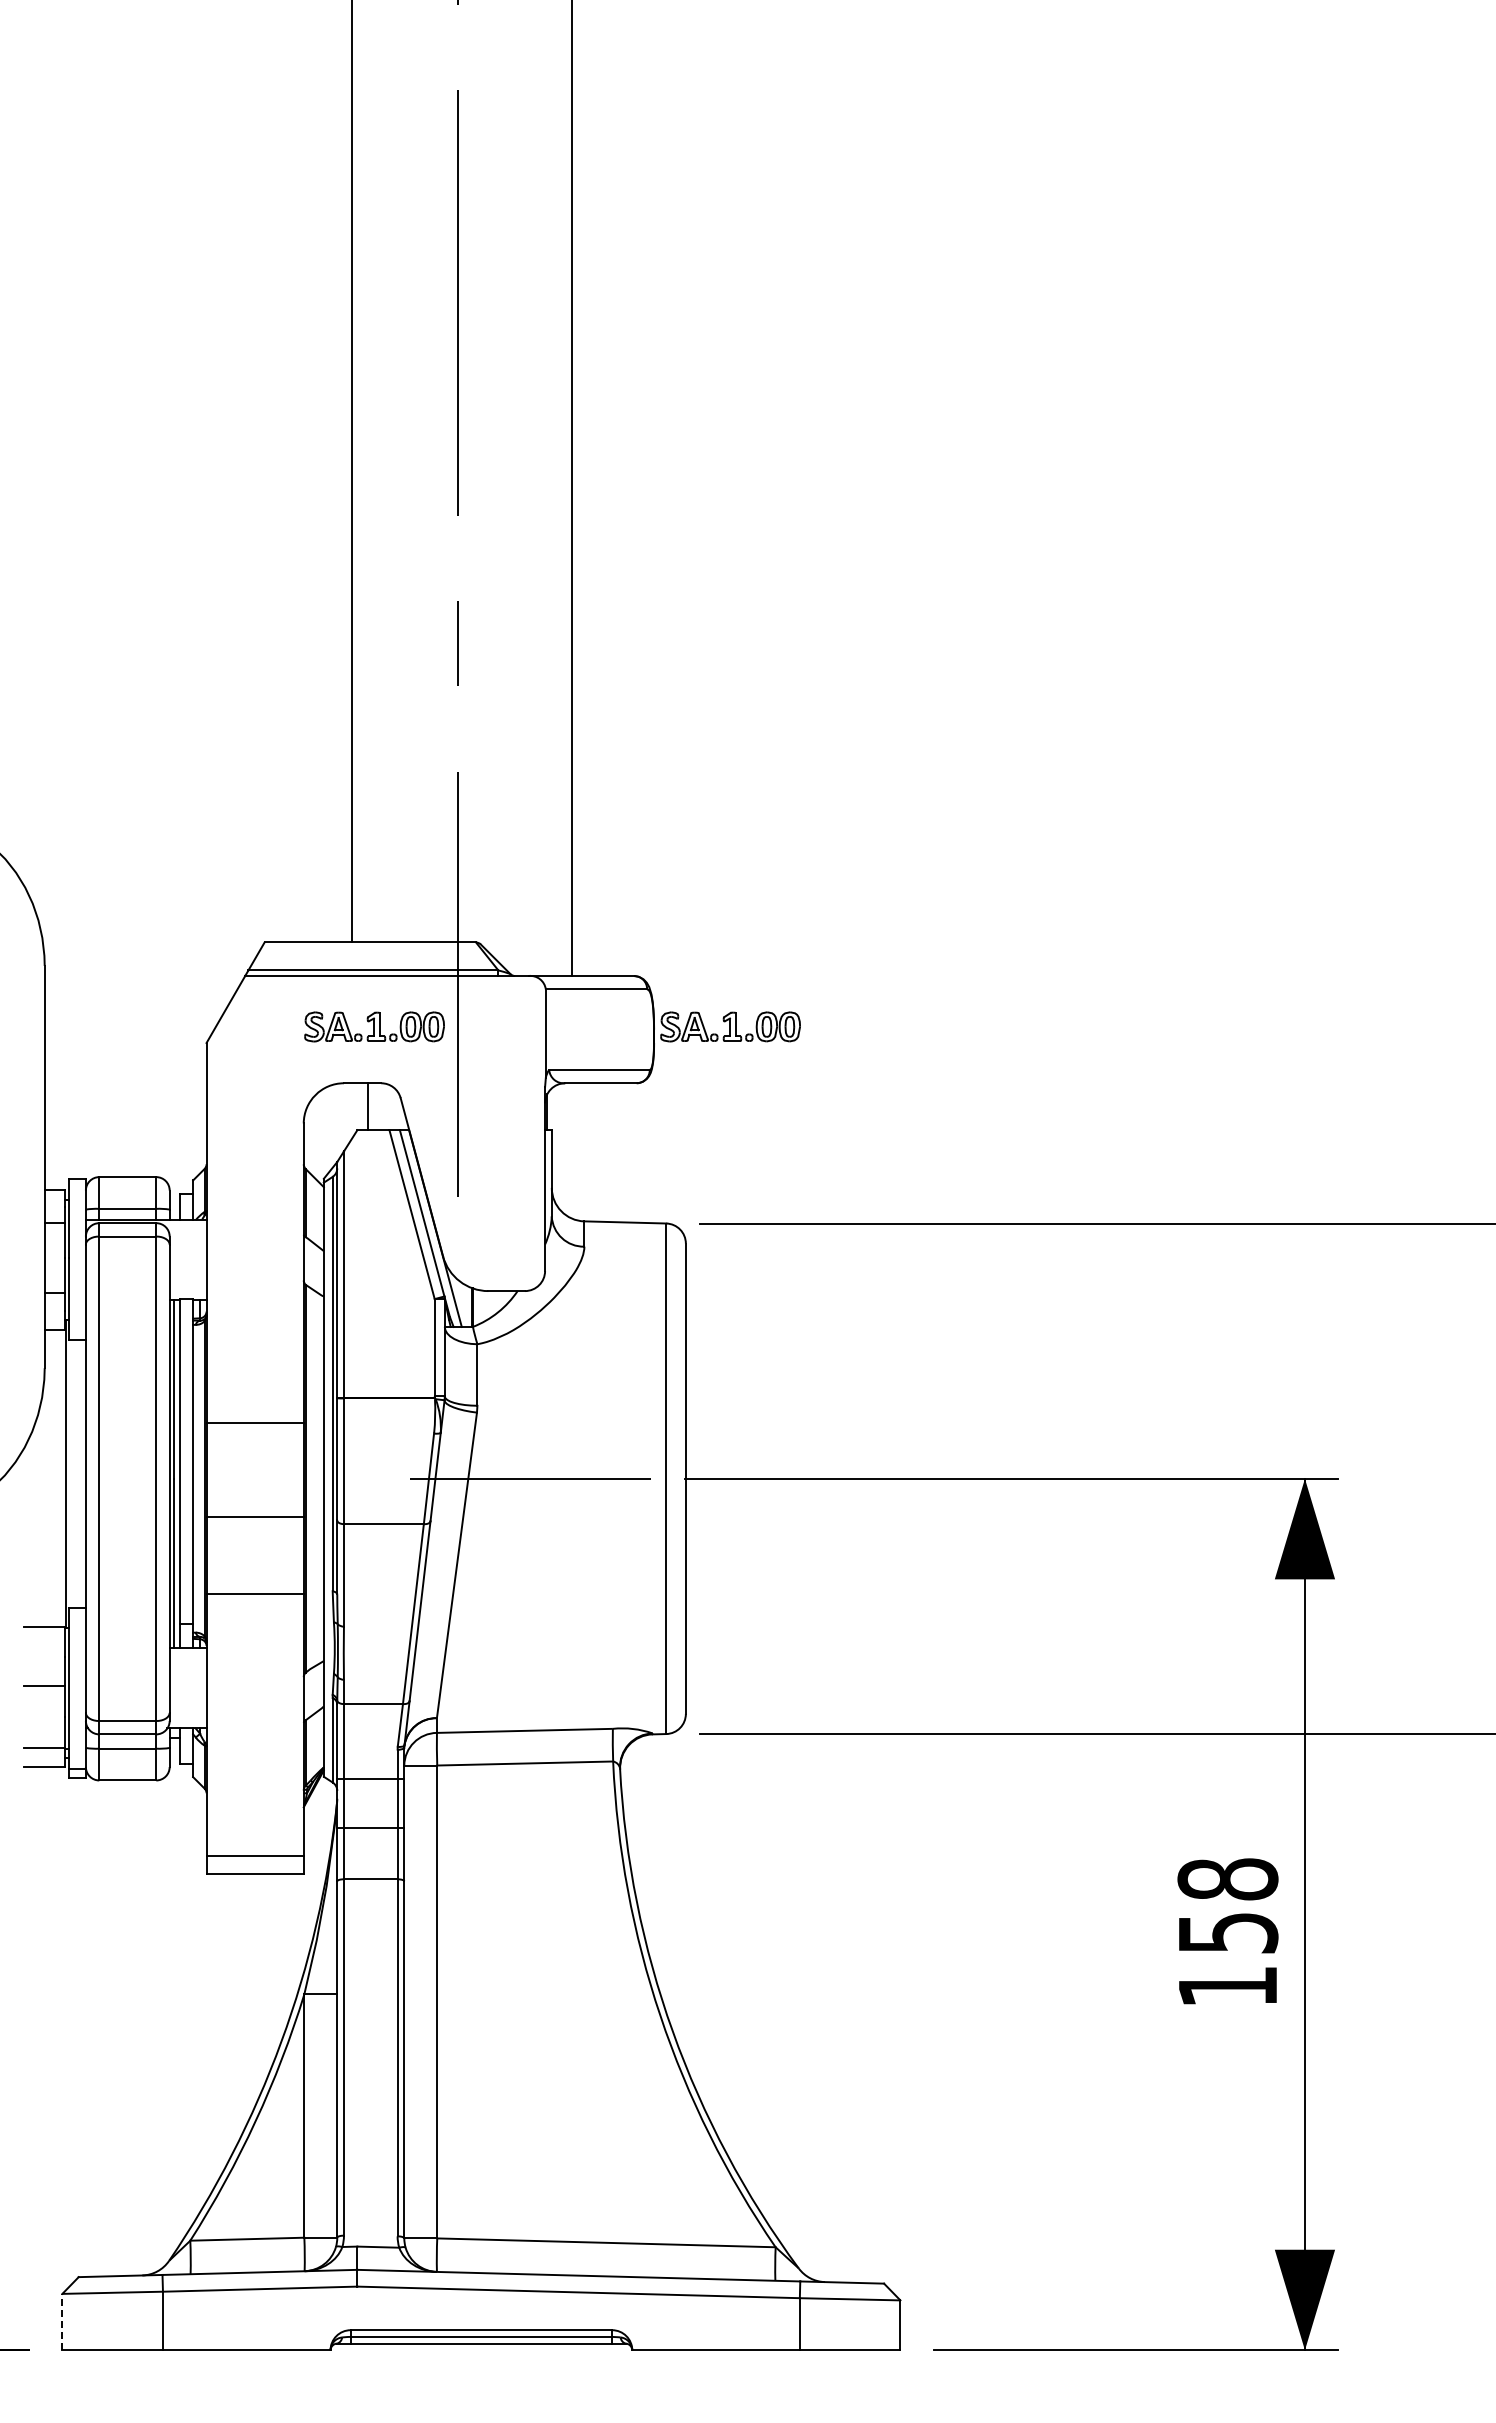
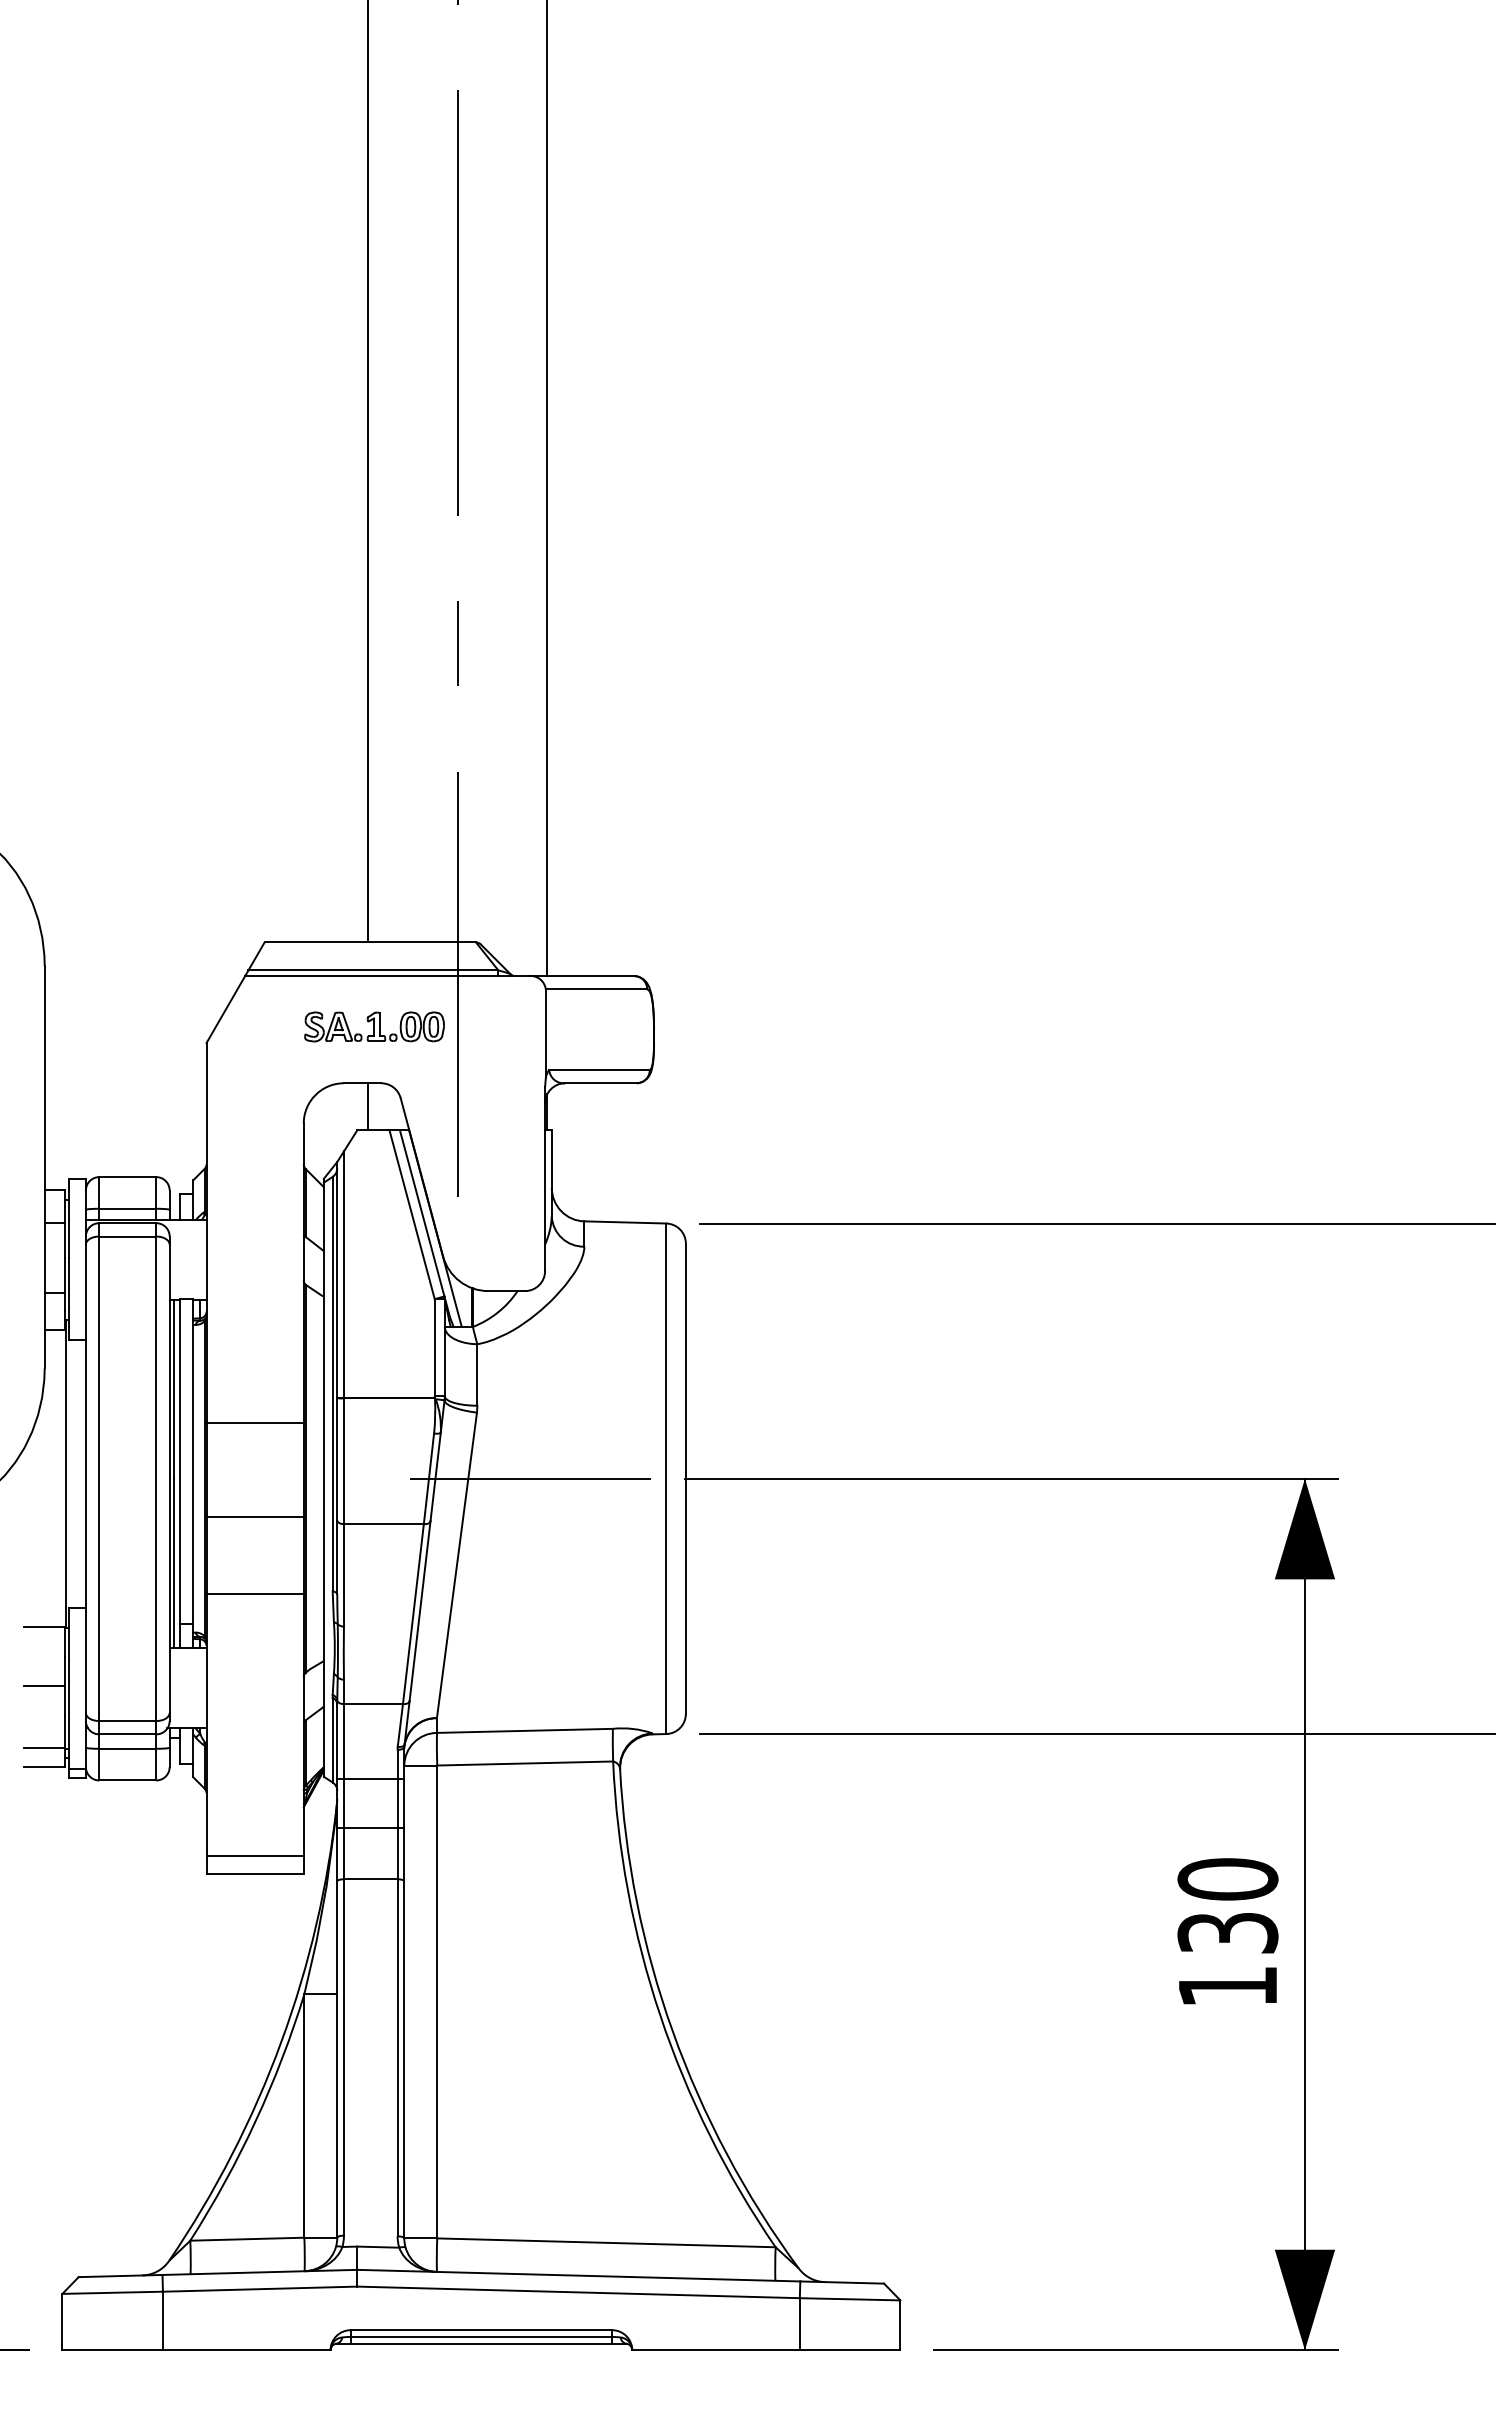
line position: (352, 472) -> (368, 472) (368, 472)
line position: (572, 489) -> (547, 489) (547, 489)
part: present -> none (730, 1026)
text: 158 -> 130 (1227, 1905)
line: dashed -> solid (62, 2321)
